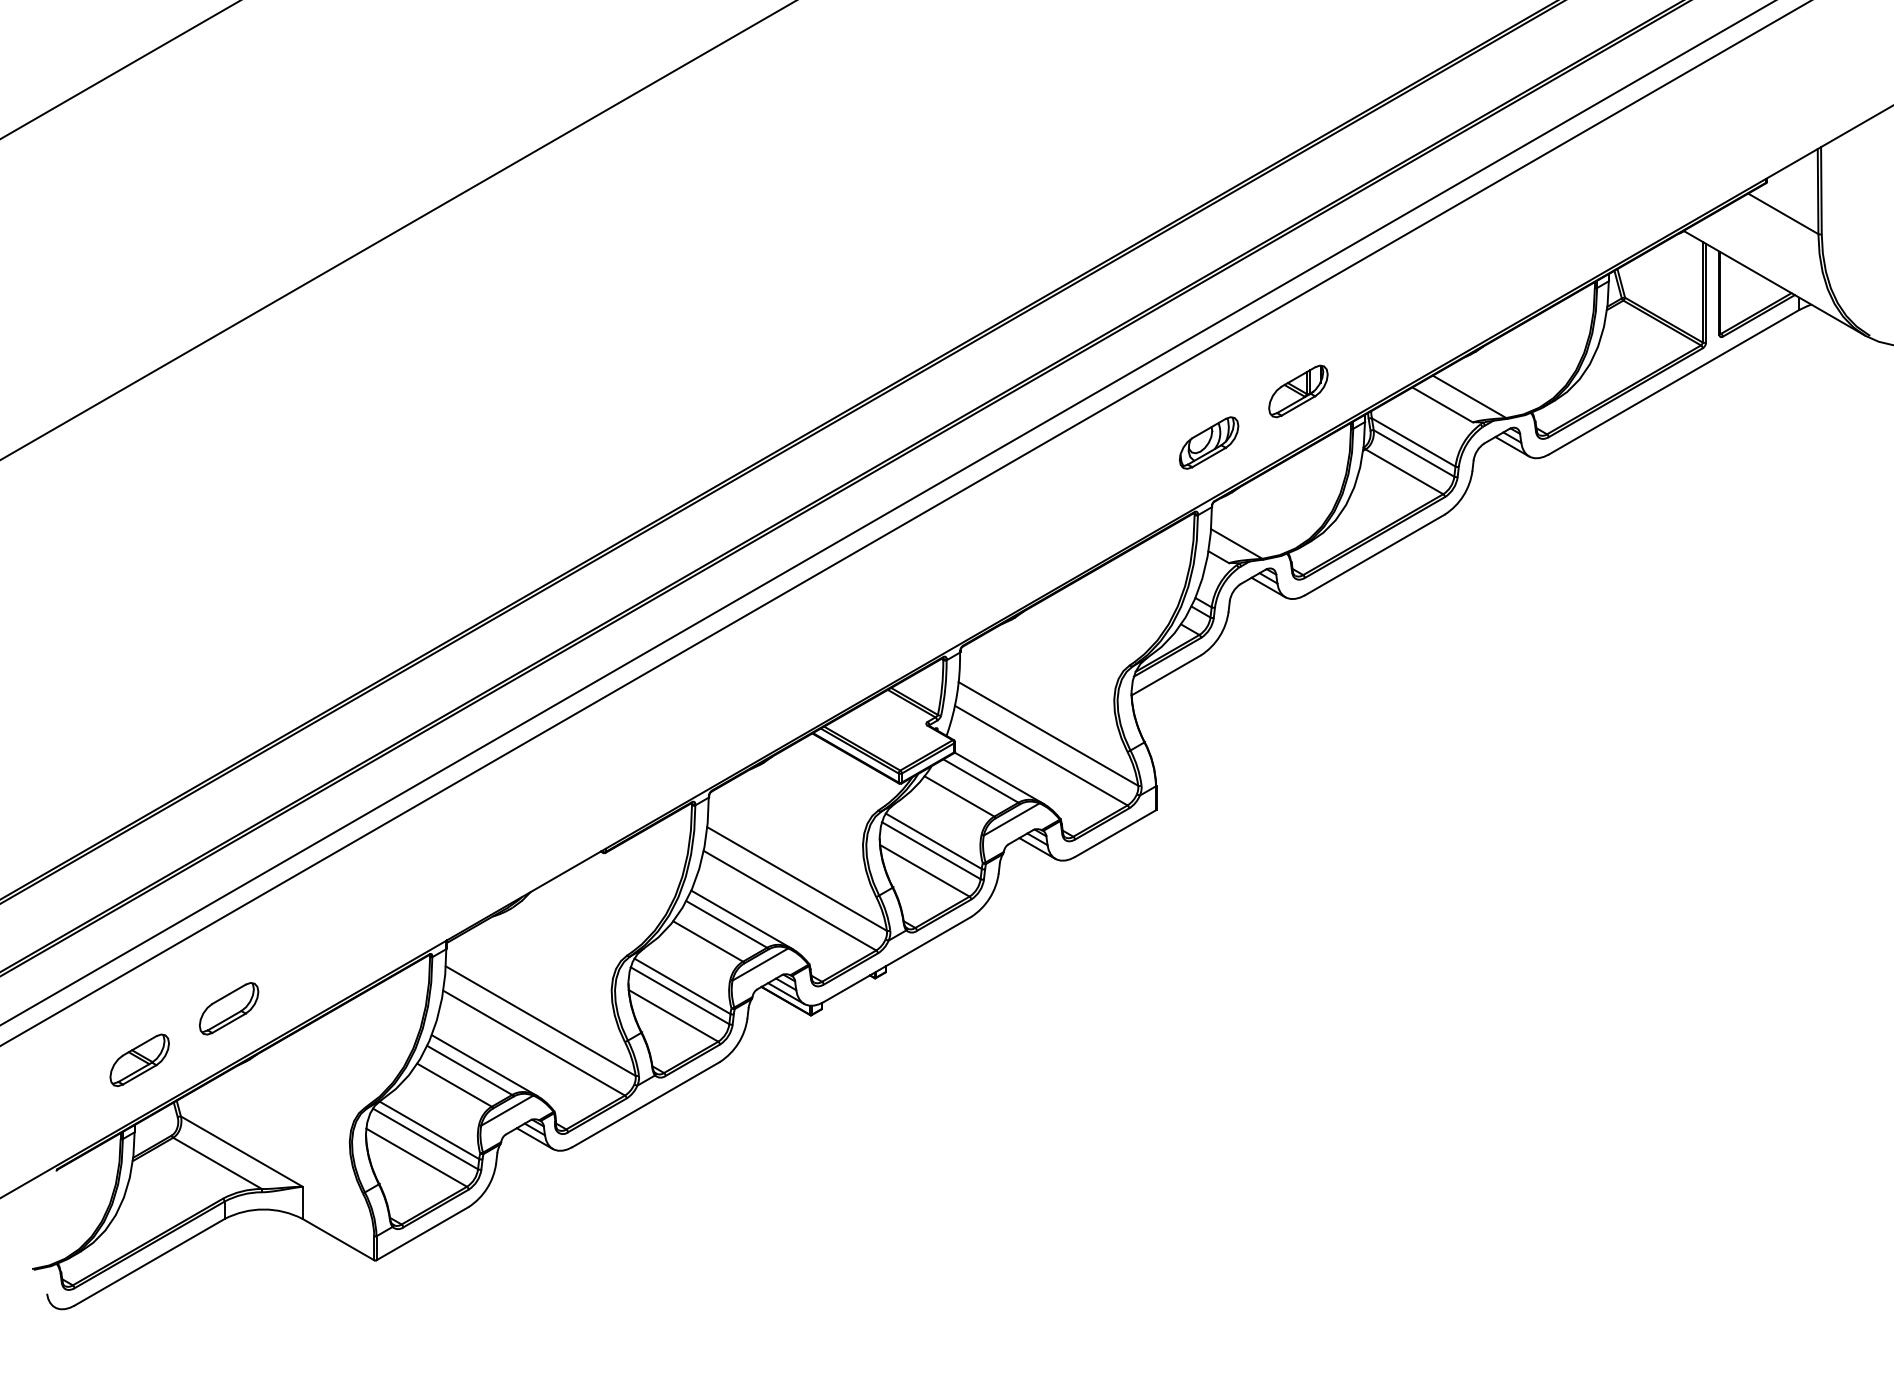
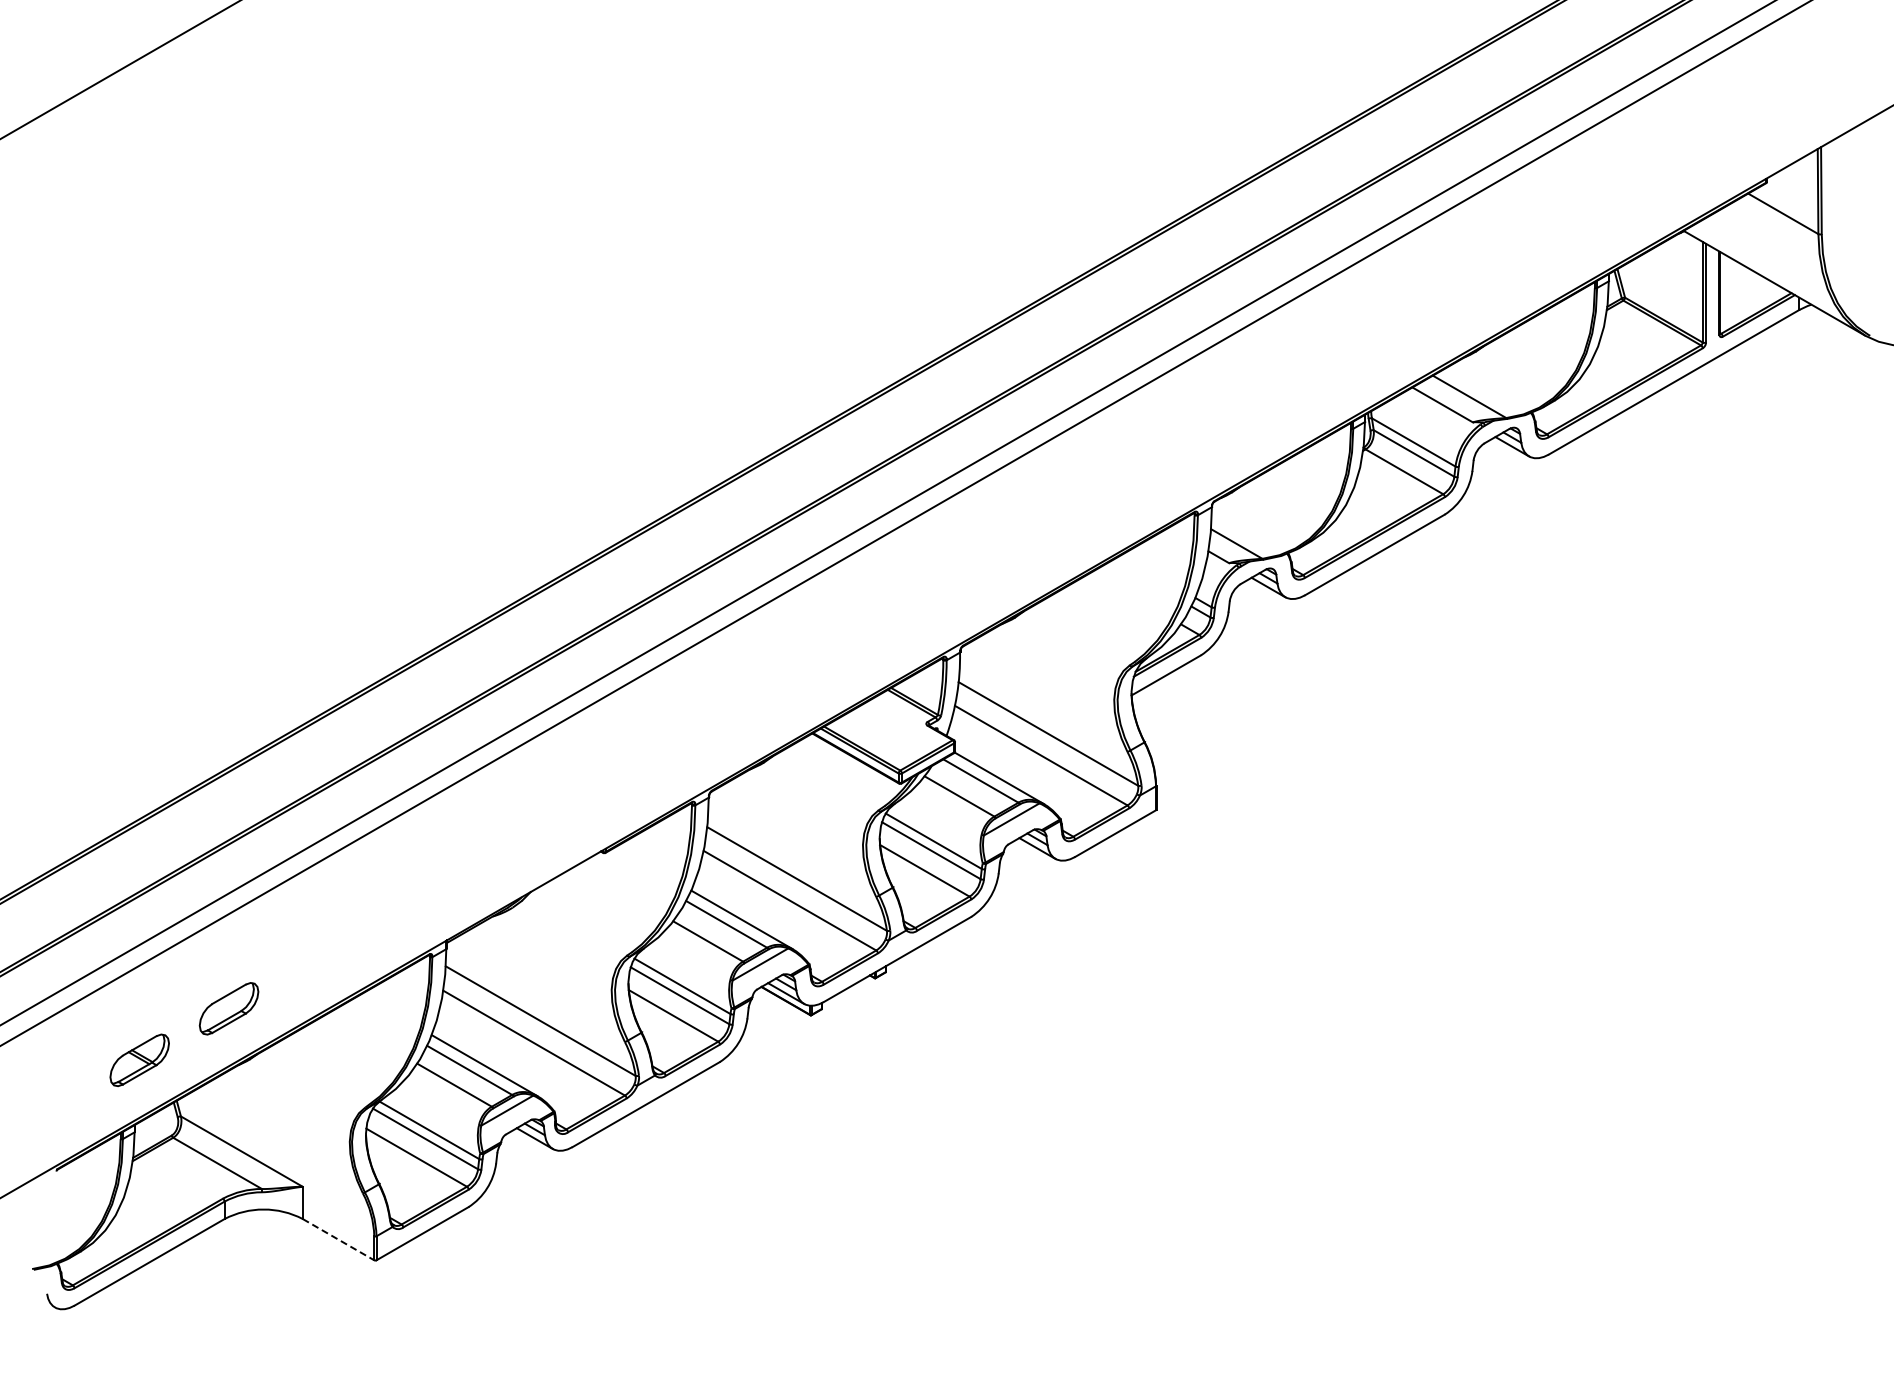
line: present -> none (397, 230)
part: present -> none (1298, 391)
part: present -> none (1209, 442)
line: solid -> dashed (338, 1239)
